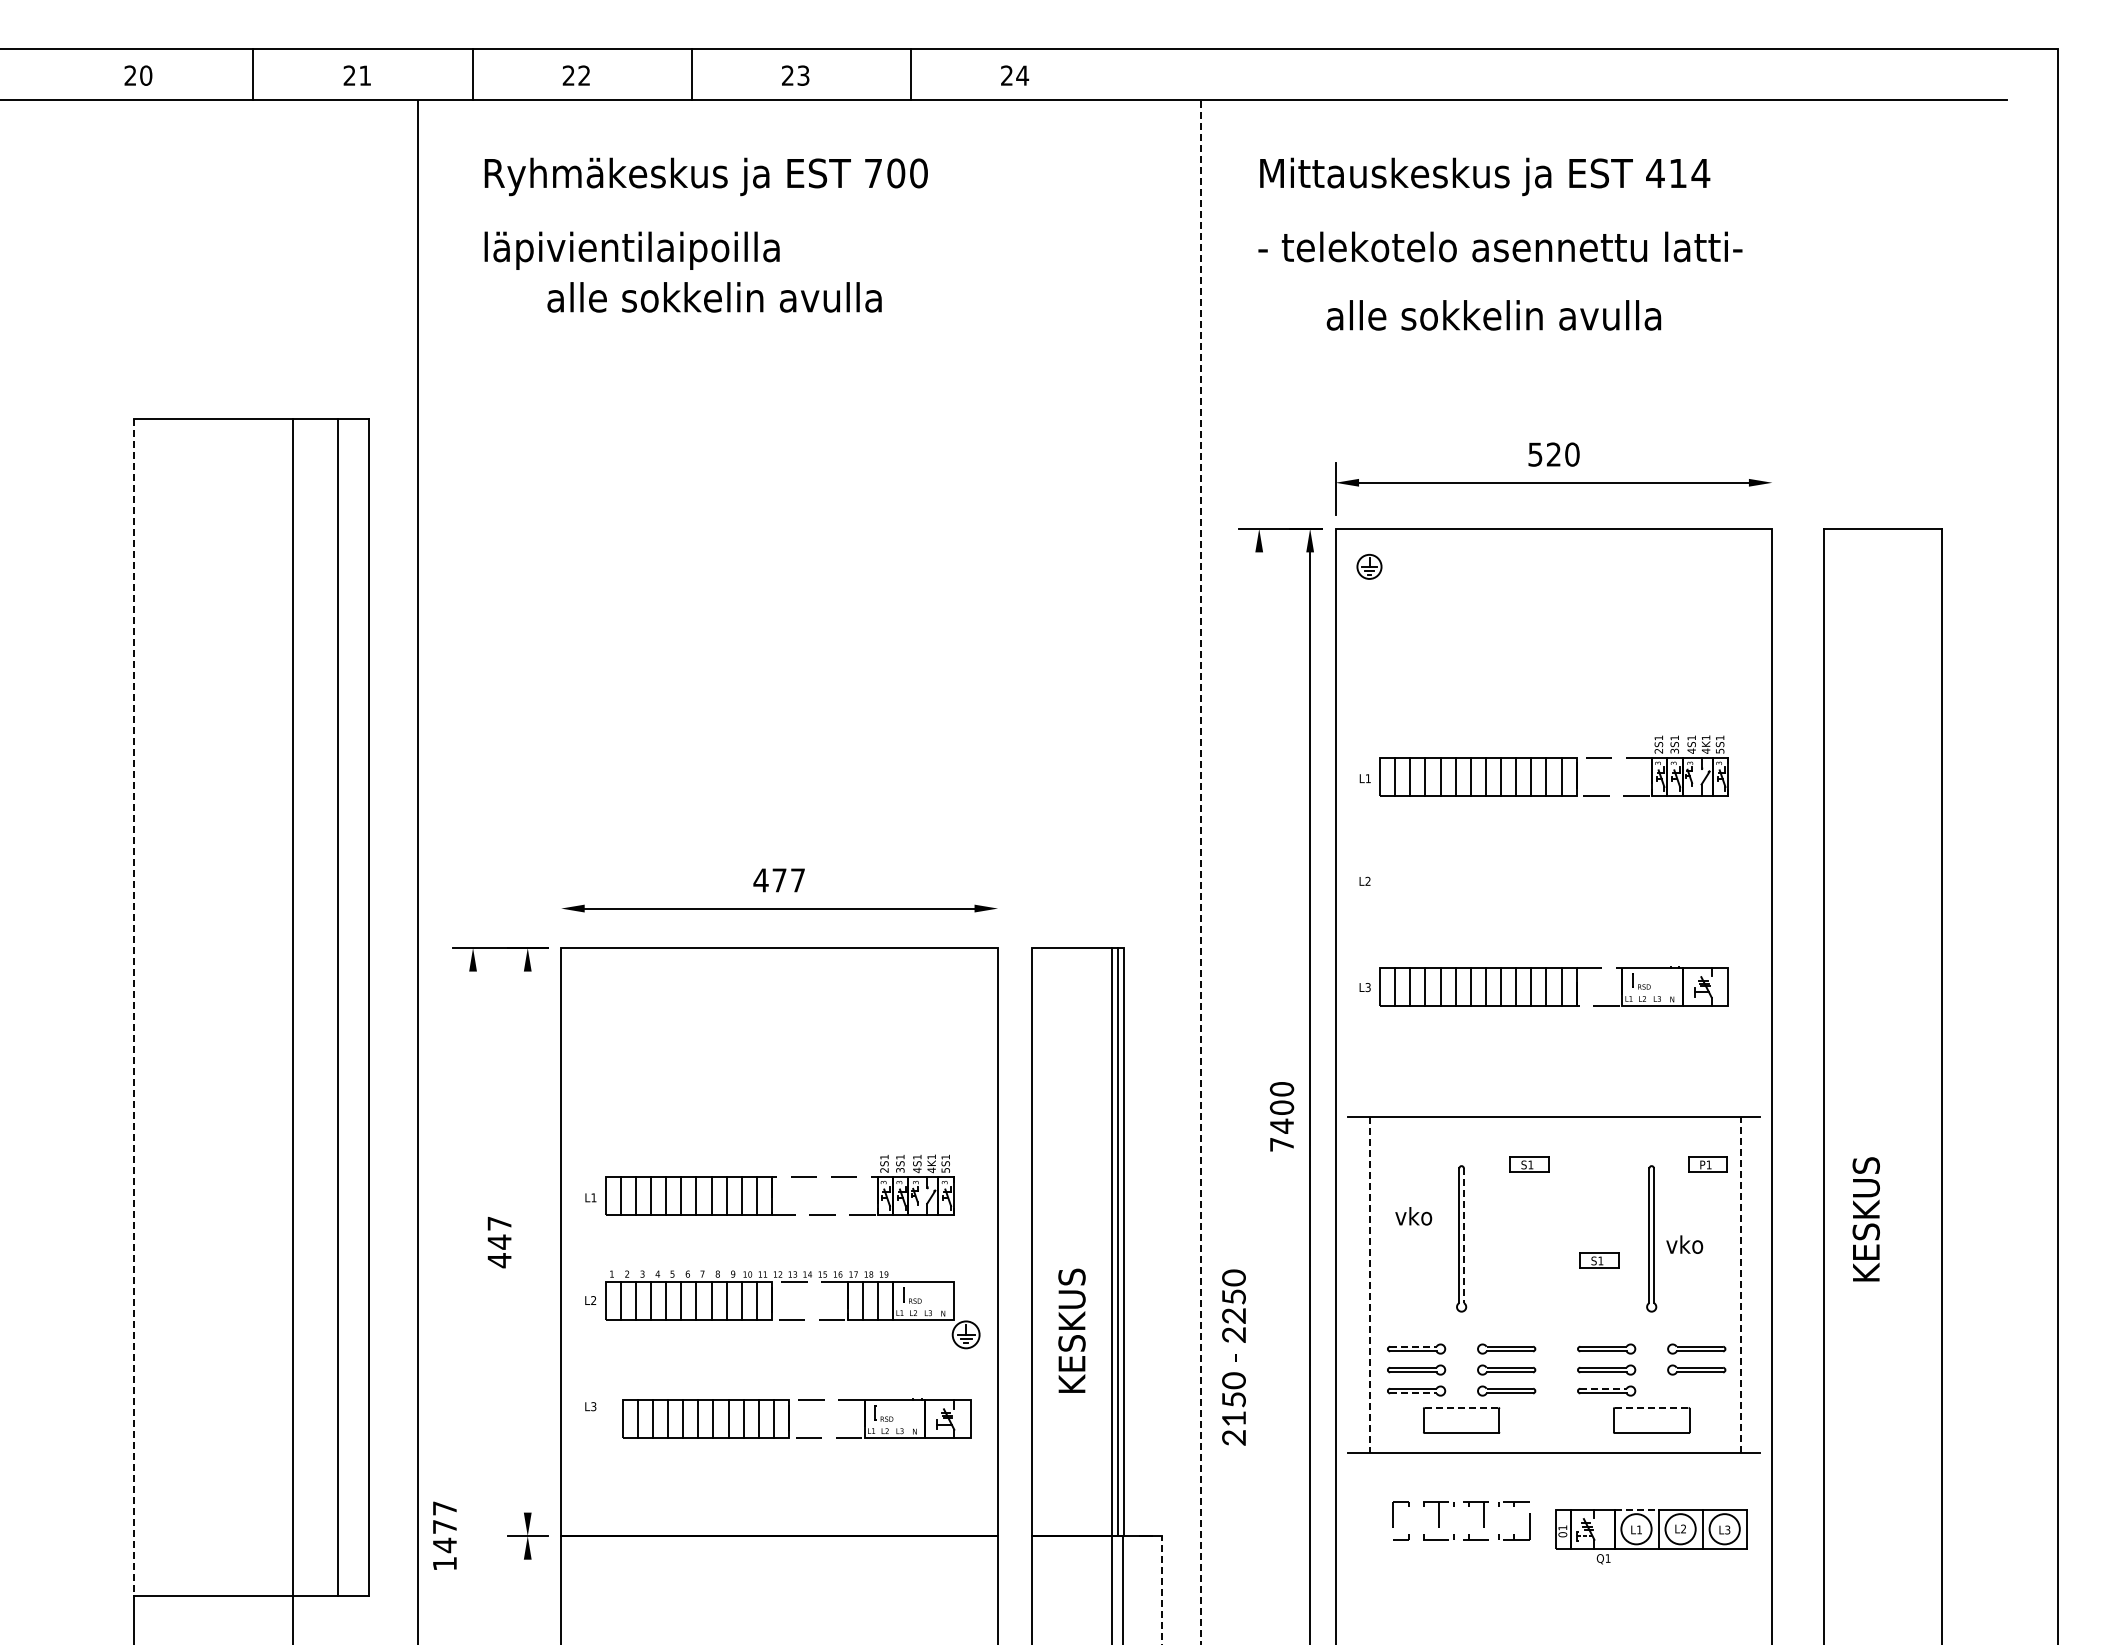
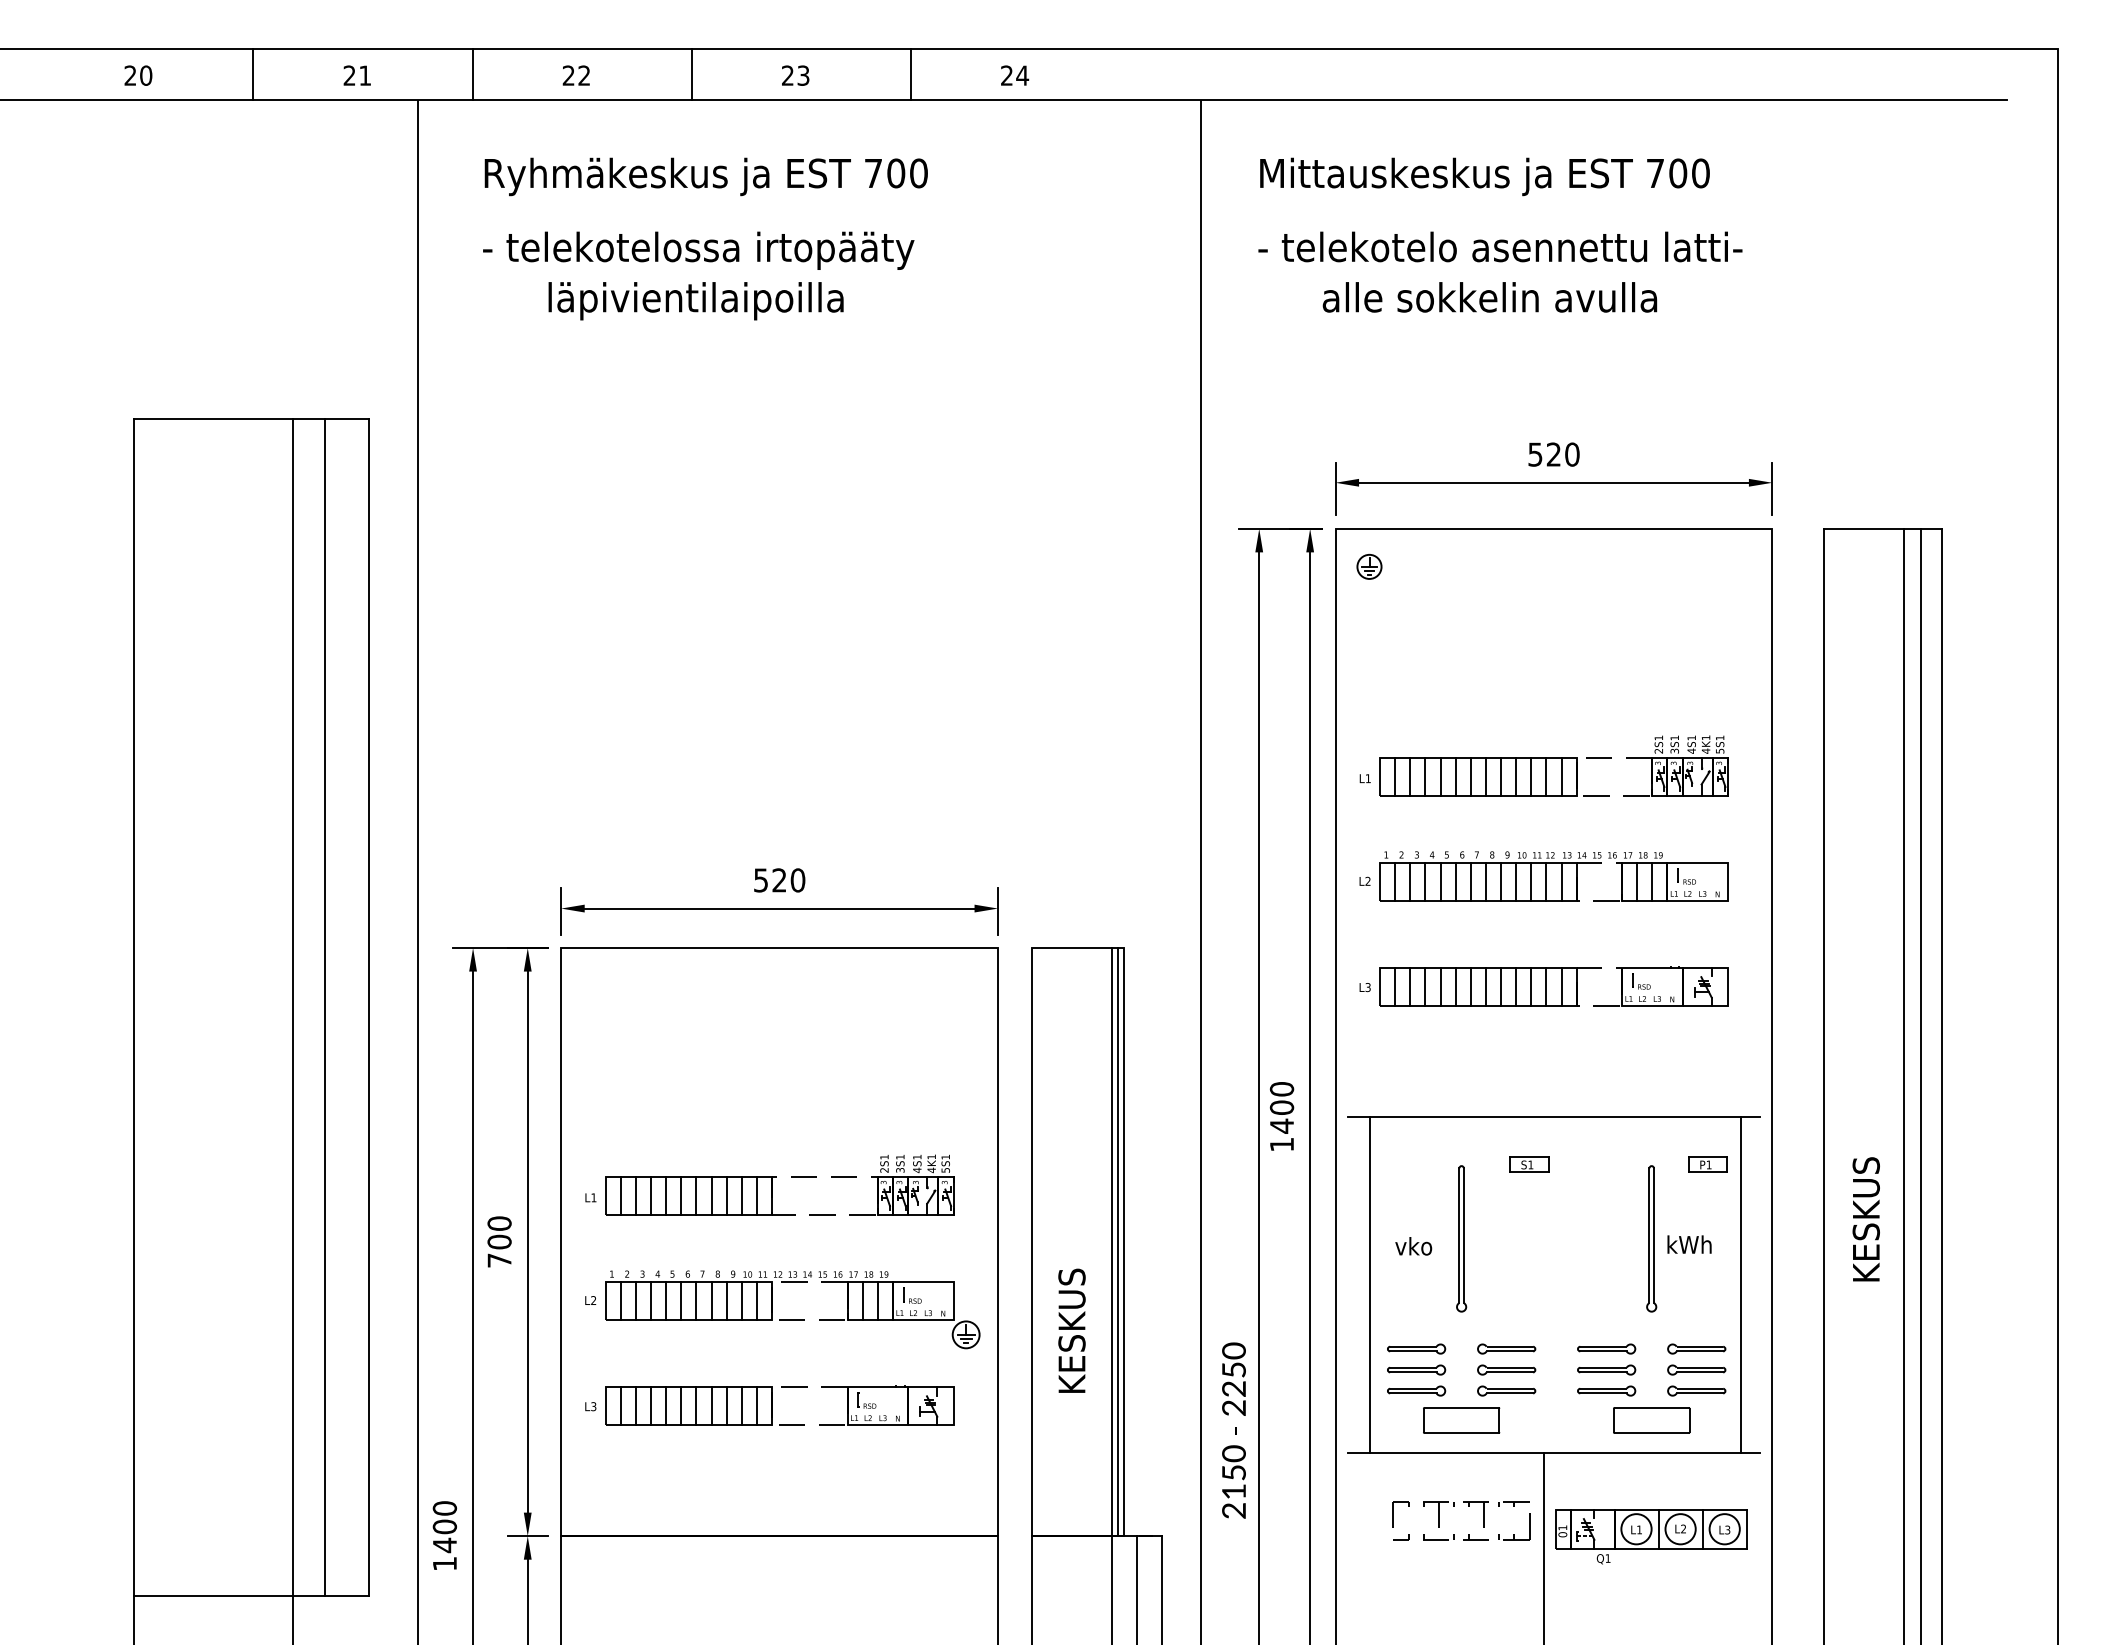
text: 414 -> 700 (1678, 173)
text: läpivientilaipoilla -> - telekotelossa irtopääty (698, 250)
text: alle sokkelin avulla -> läpivientilaipoilla (714, 301)
text position: (1493, 315) -> (1489, 297) (1489, 297)
line: none -> present (1772, 488)
line: dashed -> solid (1201, 873)
part: none -> present (1553, 876)
text: 477 -> 520 (779, 880)
line: none -> present (561, 911)
line: none -> present (998, 911)
line: dashed -> solid (133, 1007)
line position: (338, 1007) -> (325, 1007) (325, 1007)
line: none -> present (1903, 1084)
line: none -> present (1920, 1084)
line: none -> present (1259, 1096)
text: 7400 -> 1400 (1281, 1144)
text position: (1413, 1216) -> (1413, 1246) (1413, 1246)
line: dashed -> solid (1463, 1236)
line: none -> present (527, 1241)
text: 447 -> 700 (499, 1242)
text: vko -> kWh (1688, 1244)
part: present -> none (1599, 1260)
line: dashed -> solid (1370, 1284)
line: dashed -> solid (1741, 1284)
line: none -> present (473, 1306)
line: dashed -> solid (1413, 1346)
text position: (1233, 1357) -> (1233, 1430) (1233, 1430)
line: dashed -> solid (1603, 1388)
part: none -> present (1696, 1390)
line: dashed -> solid (1413, 1393)
line: dashed -> solid (1461, 1407)
line: dashed -> solid (1651, 1407)
part position: (789, 1418) -> (772, 1405) (772, 1405)
line: dashed -> solid (1637, 1509)
text: 1477 -> 1400 (444, 1517)
line: none -> present (1543, 1546)
line position: (1123, 1588) -> (1137, 1588) (1137, 1588)
line: dashed -> solid (1162, 1590)
line: none -> present (527, 1600)
